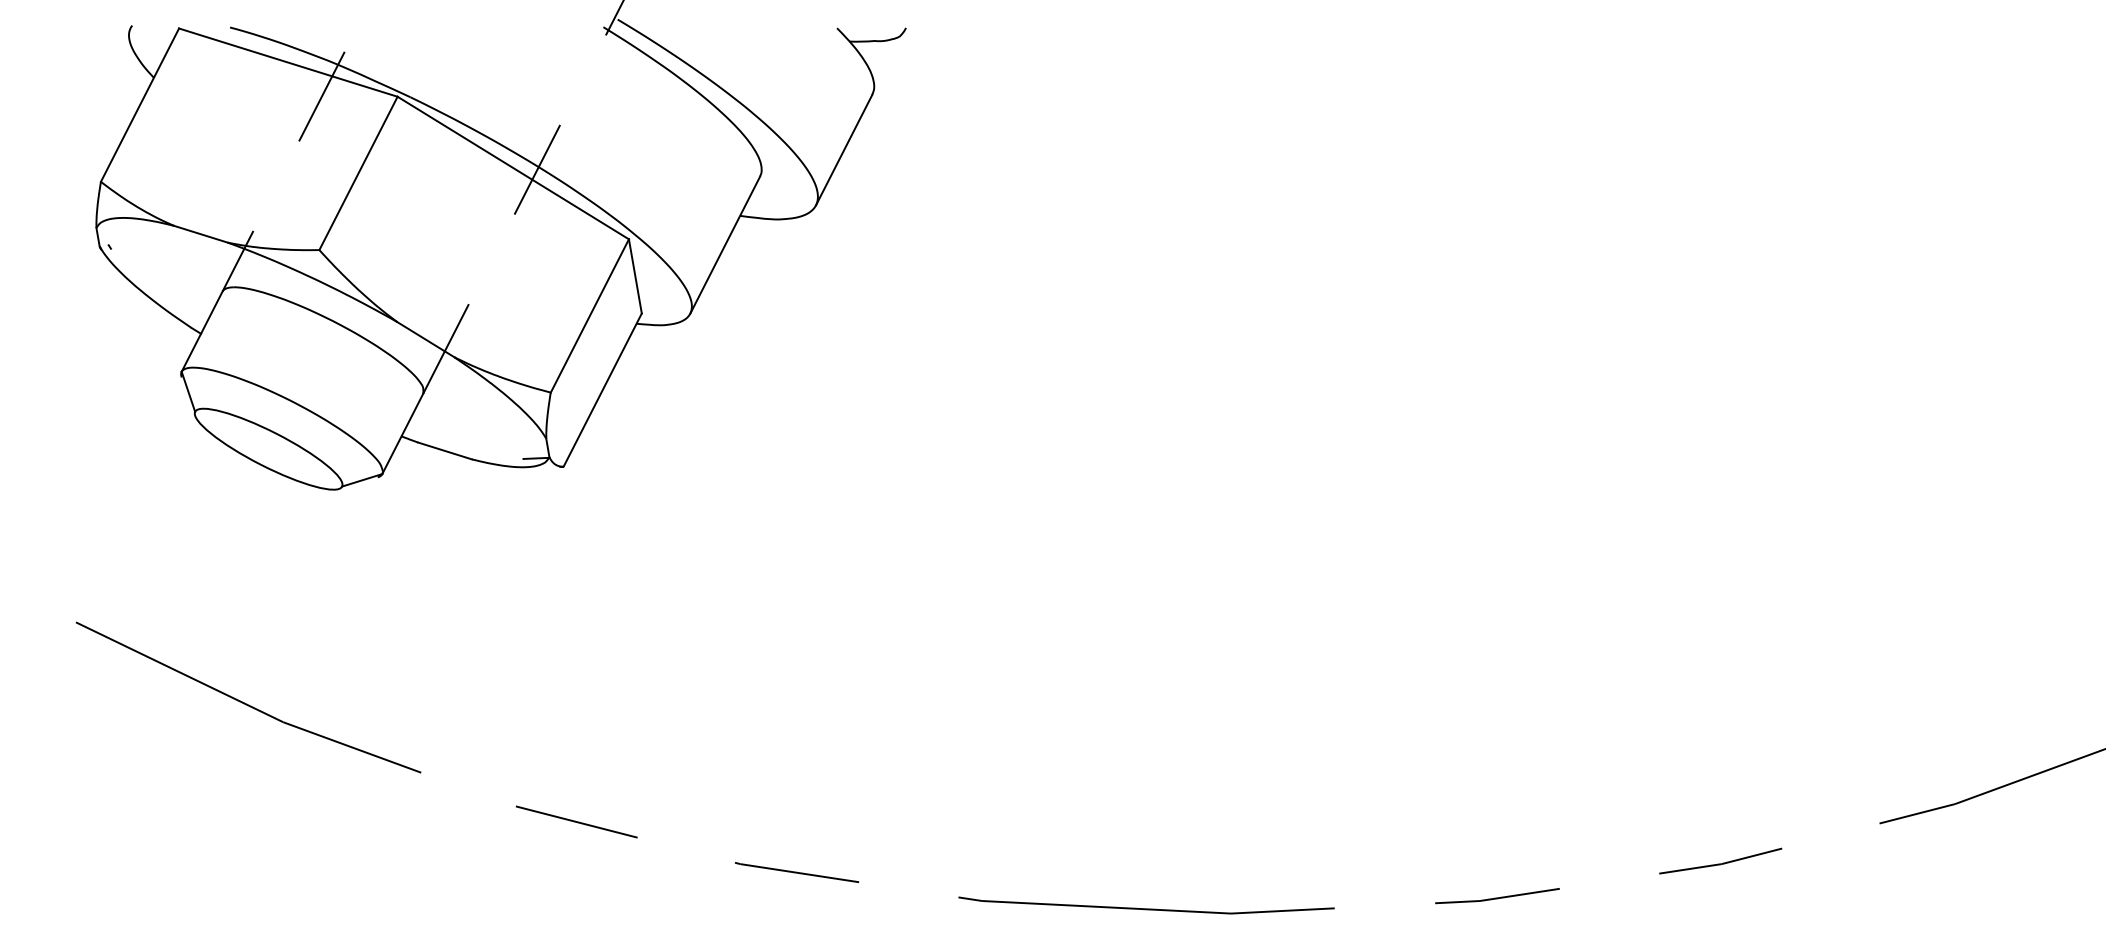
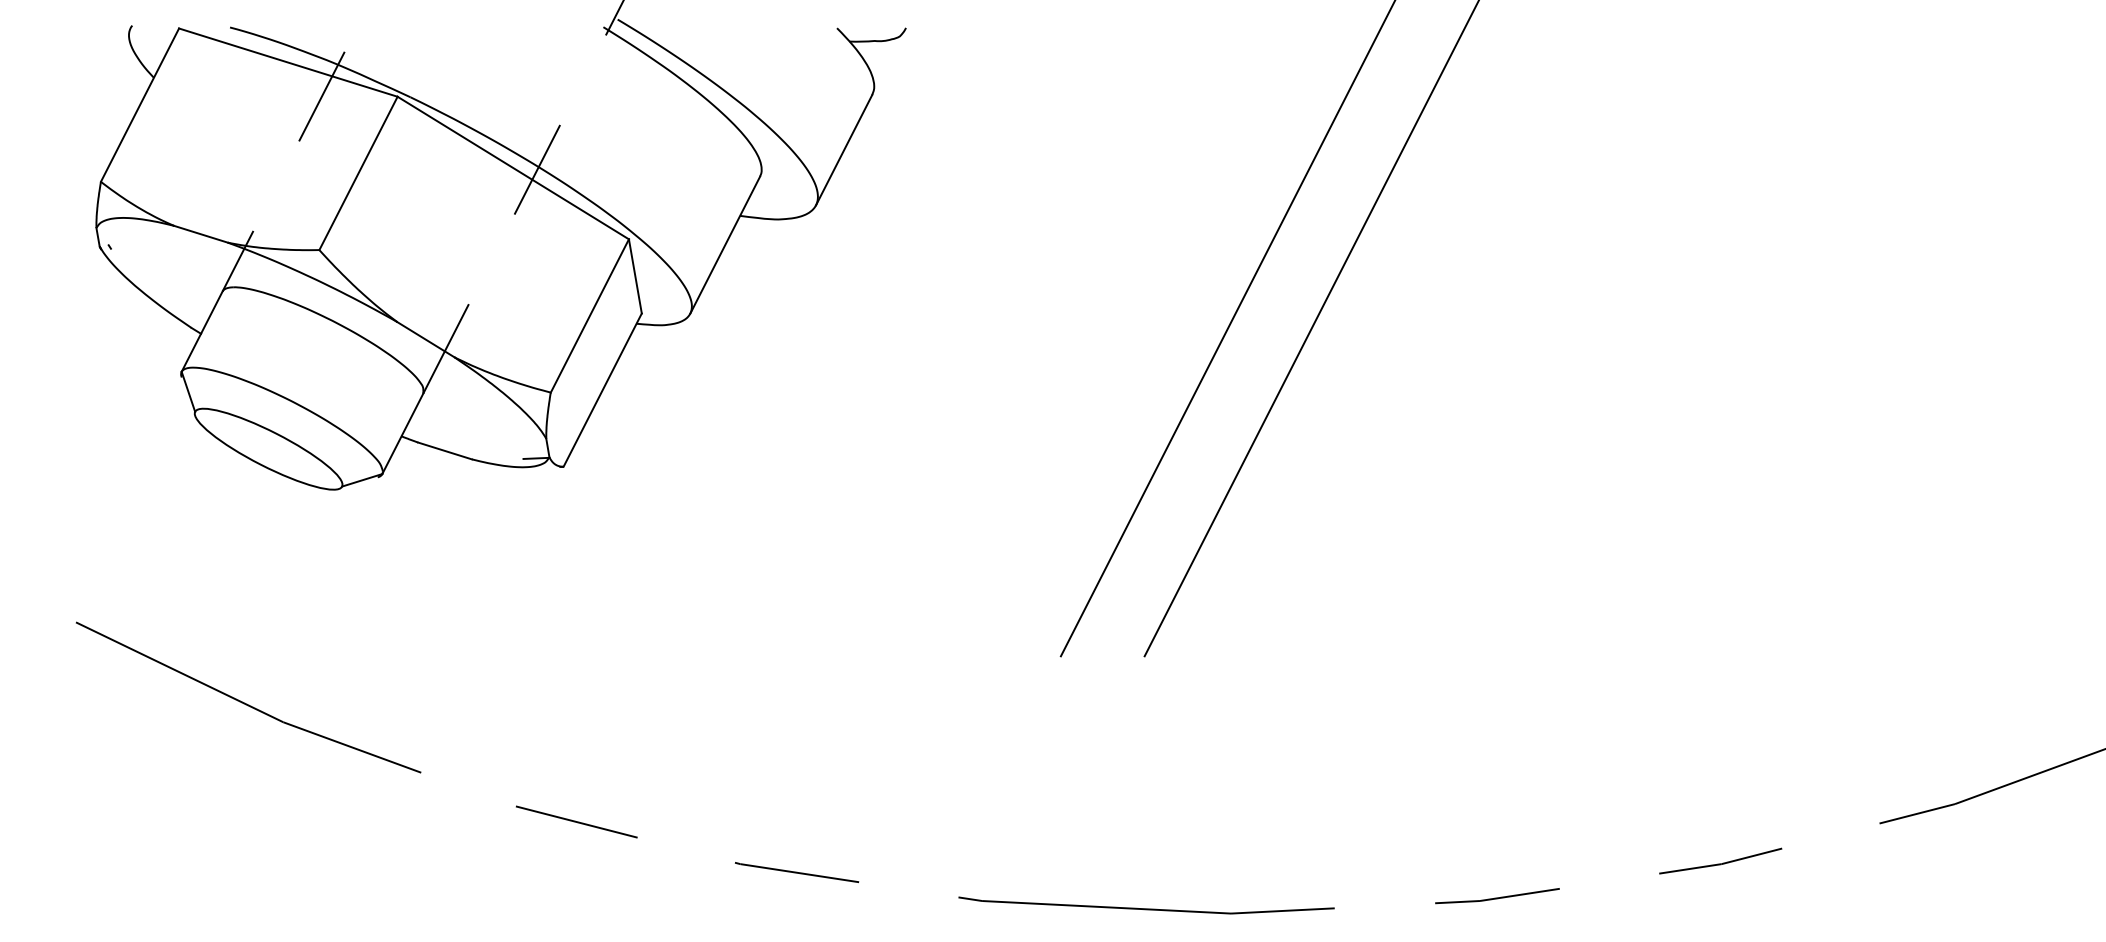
line: none -> present (1227, 329)
line: none -> present (1311, 329)
